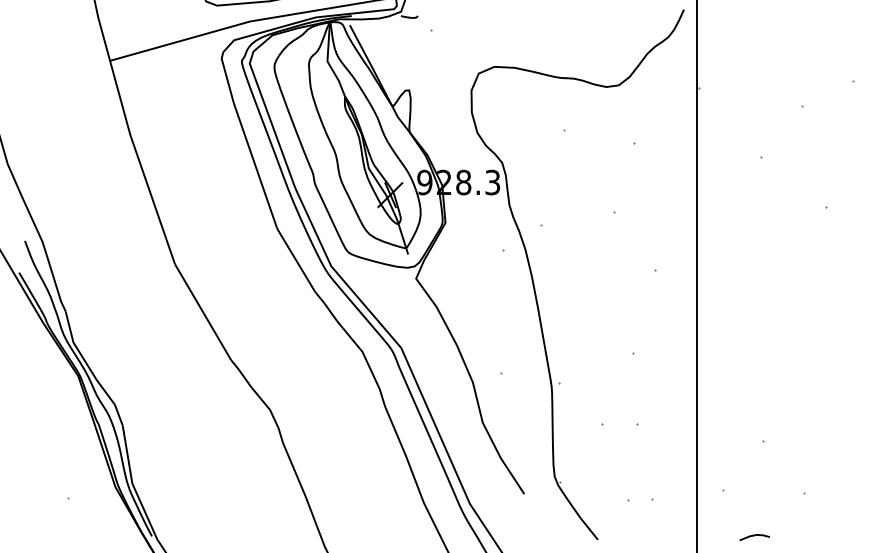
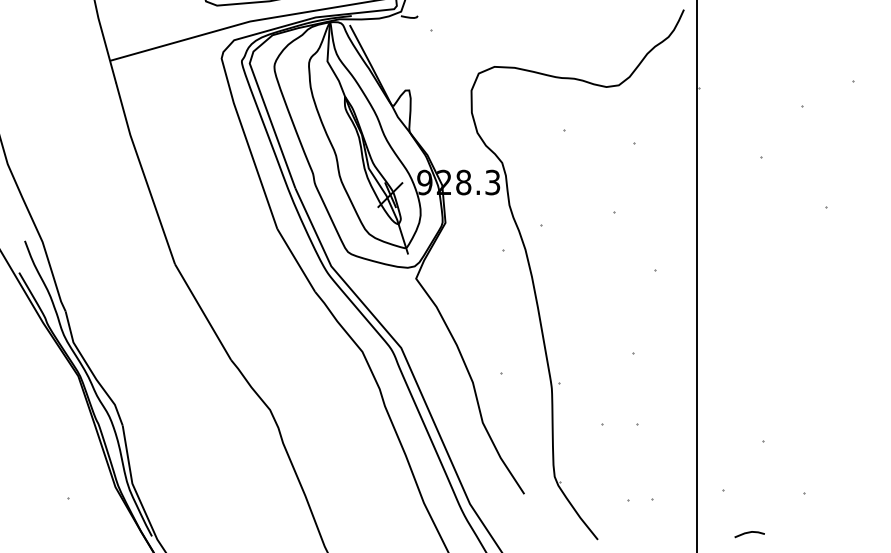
line position: (754, 536) -> (749, 533) (749, 533)
